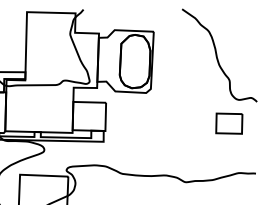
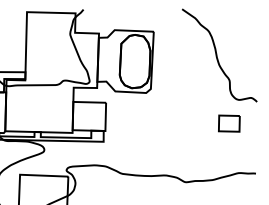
part size: 29x23 px -> 23x19 px (229, 123)
